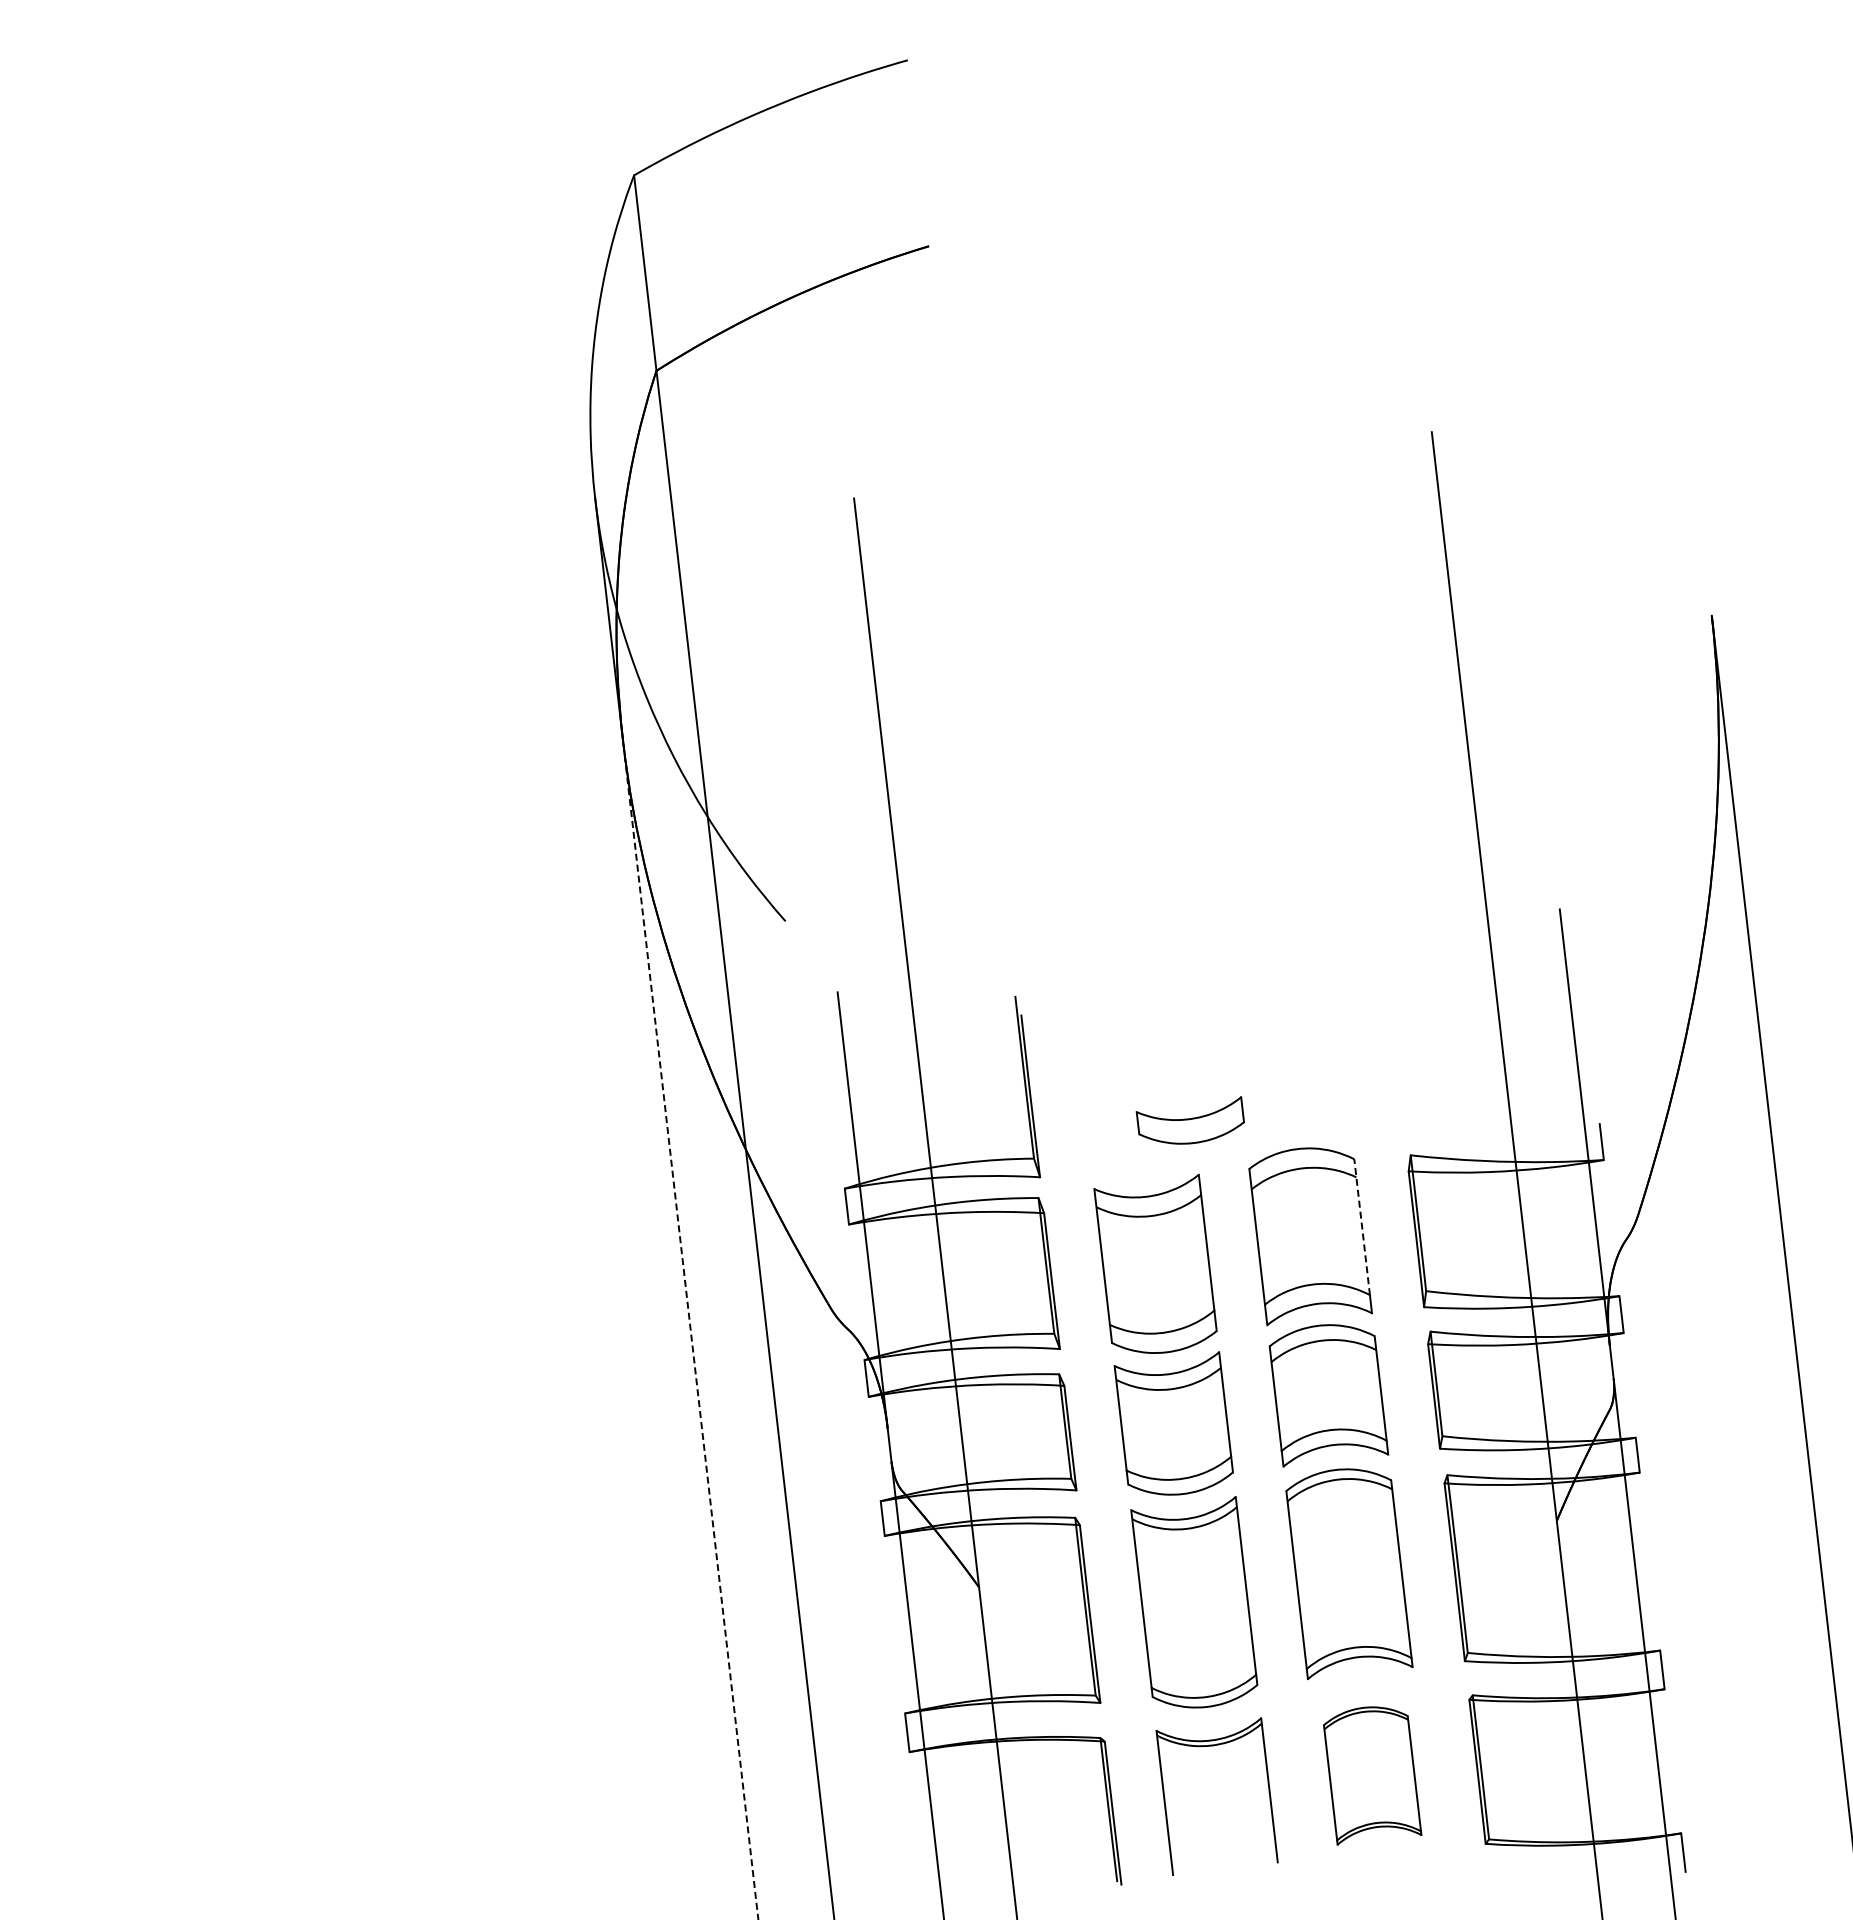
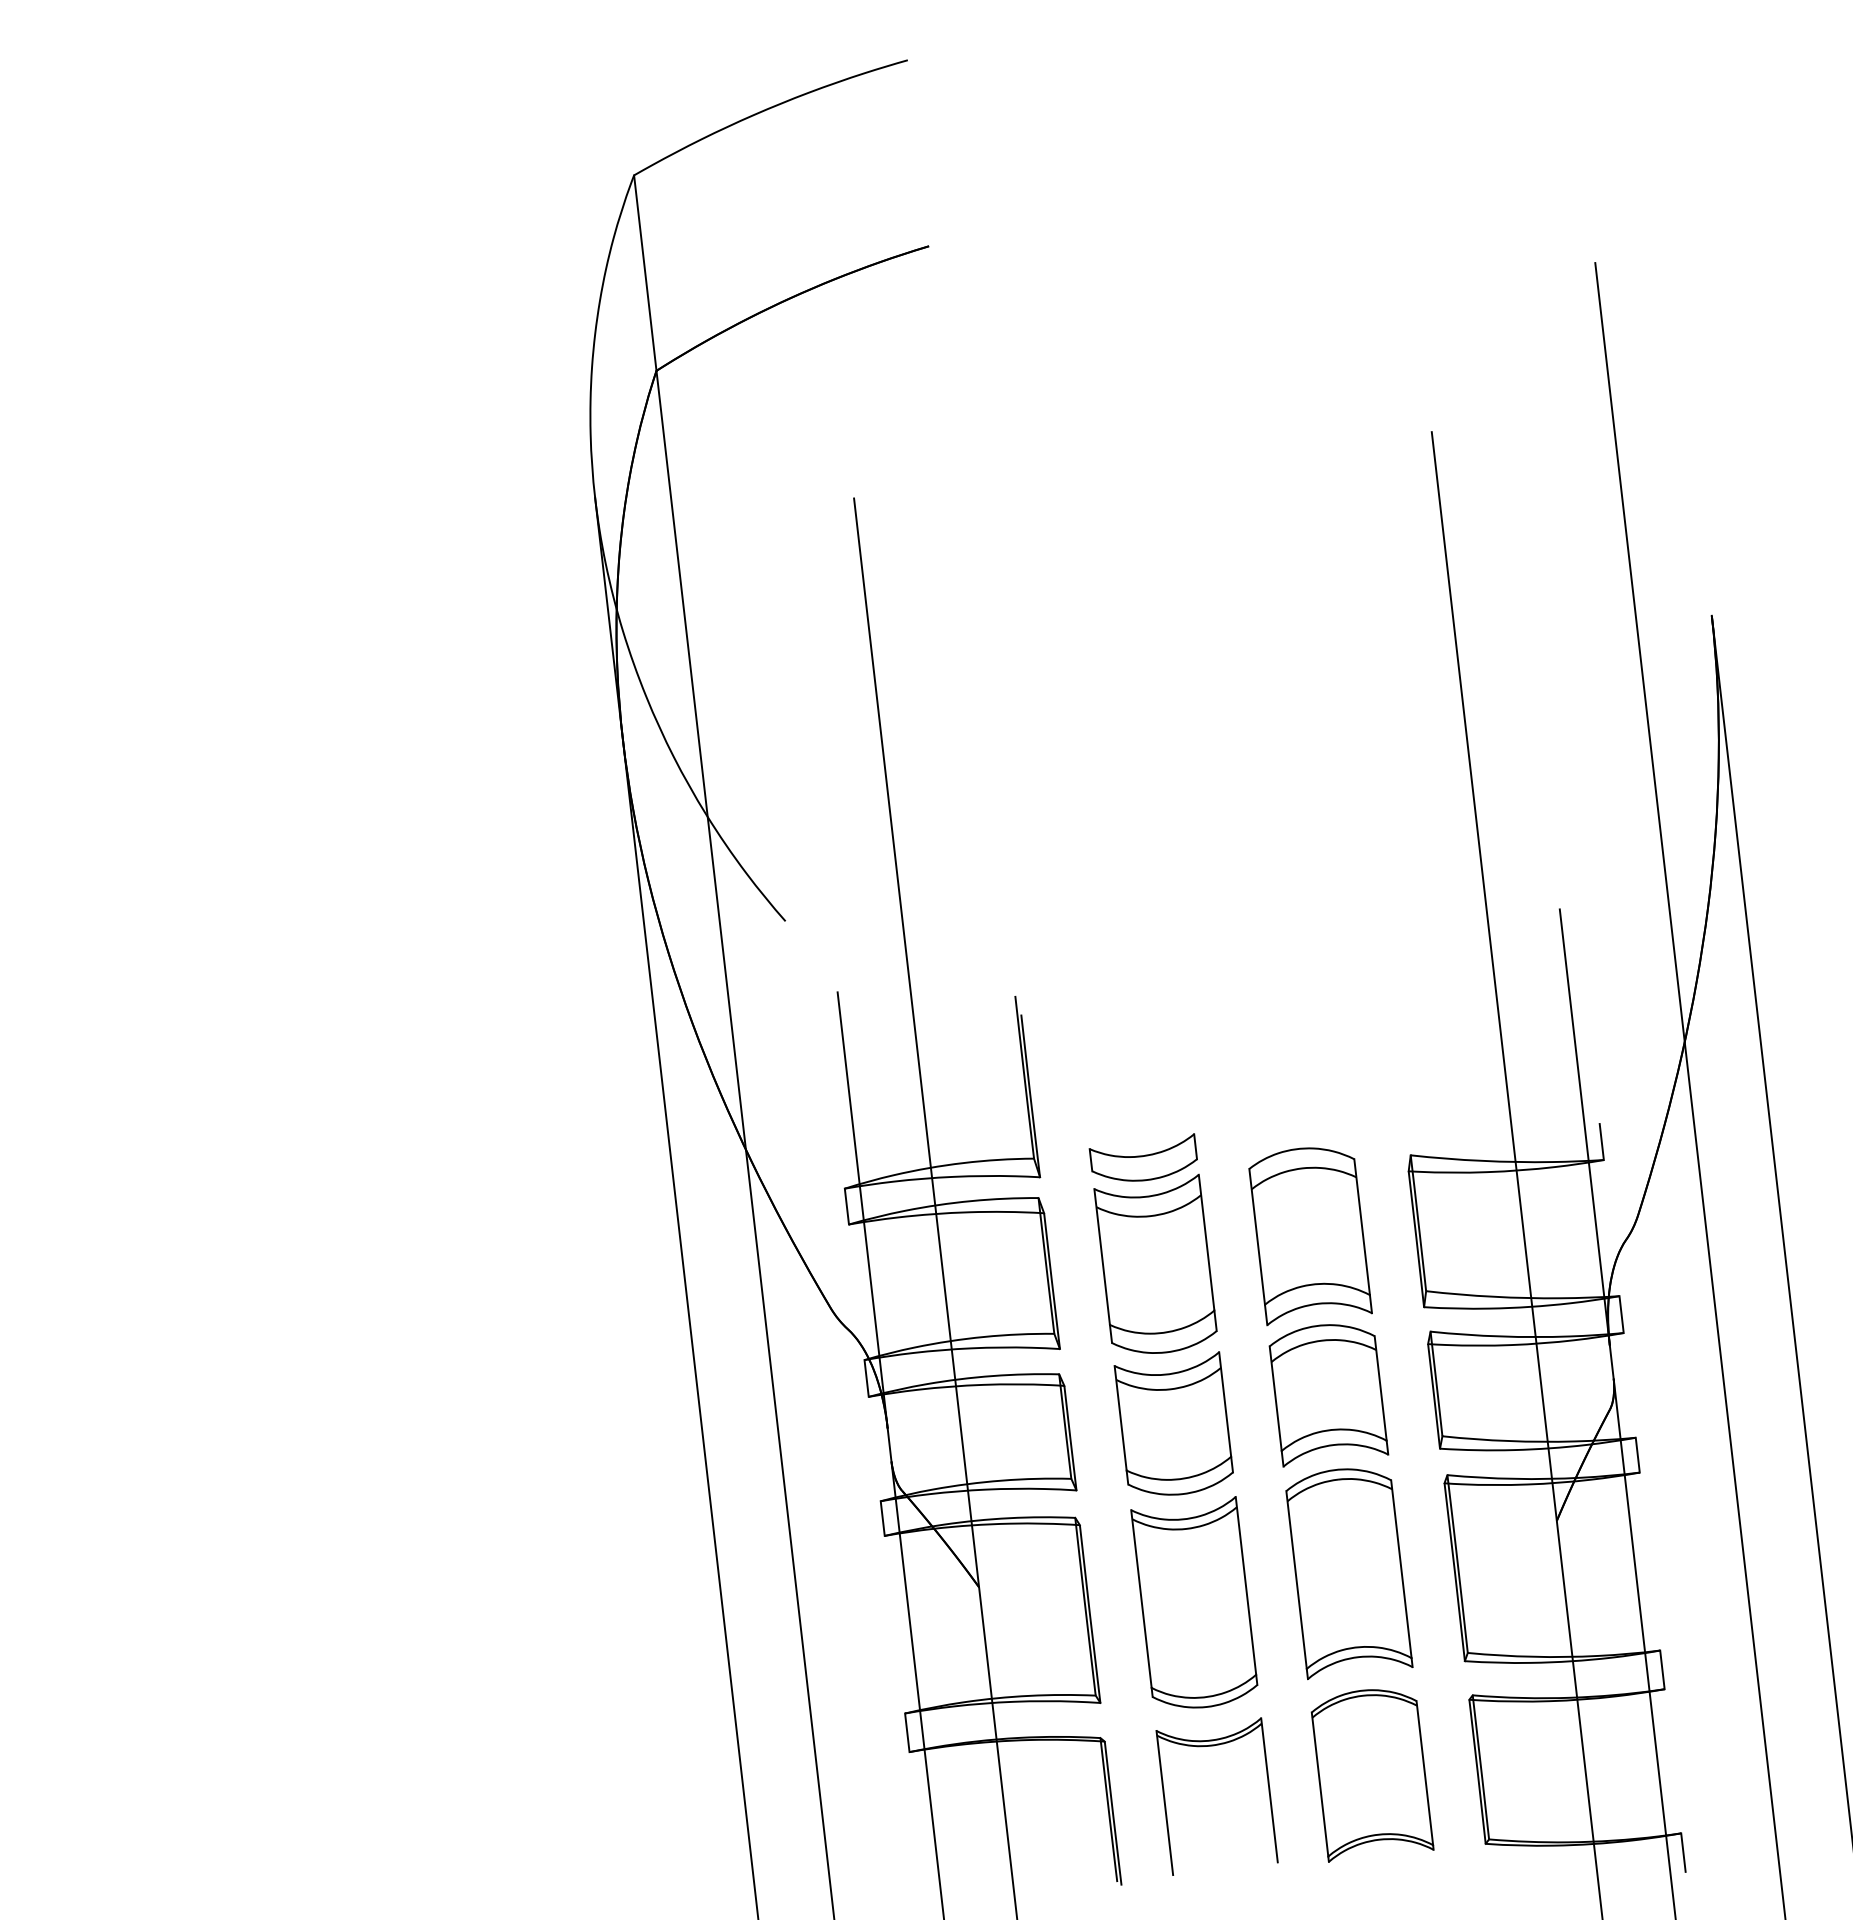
line: none -> present (1690, 1089)
part position: (1189, 1120) -> (1142, 1157) (1142, 1157)
line: dashed -> solid (1362, 1226)
line: dashed -> solid (690, 1329)
part size: 100x140 px -> 125x174 px (1372, 1775)
